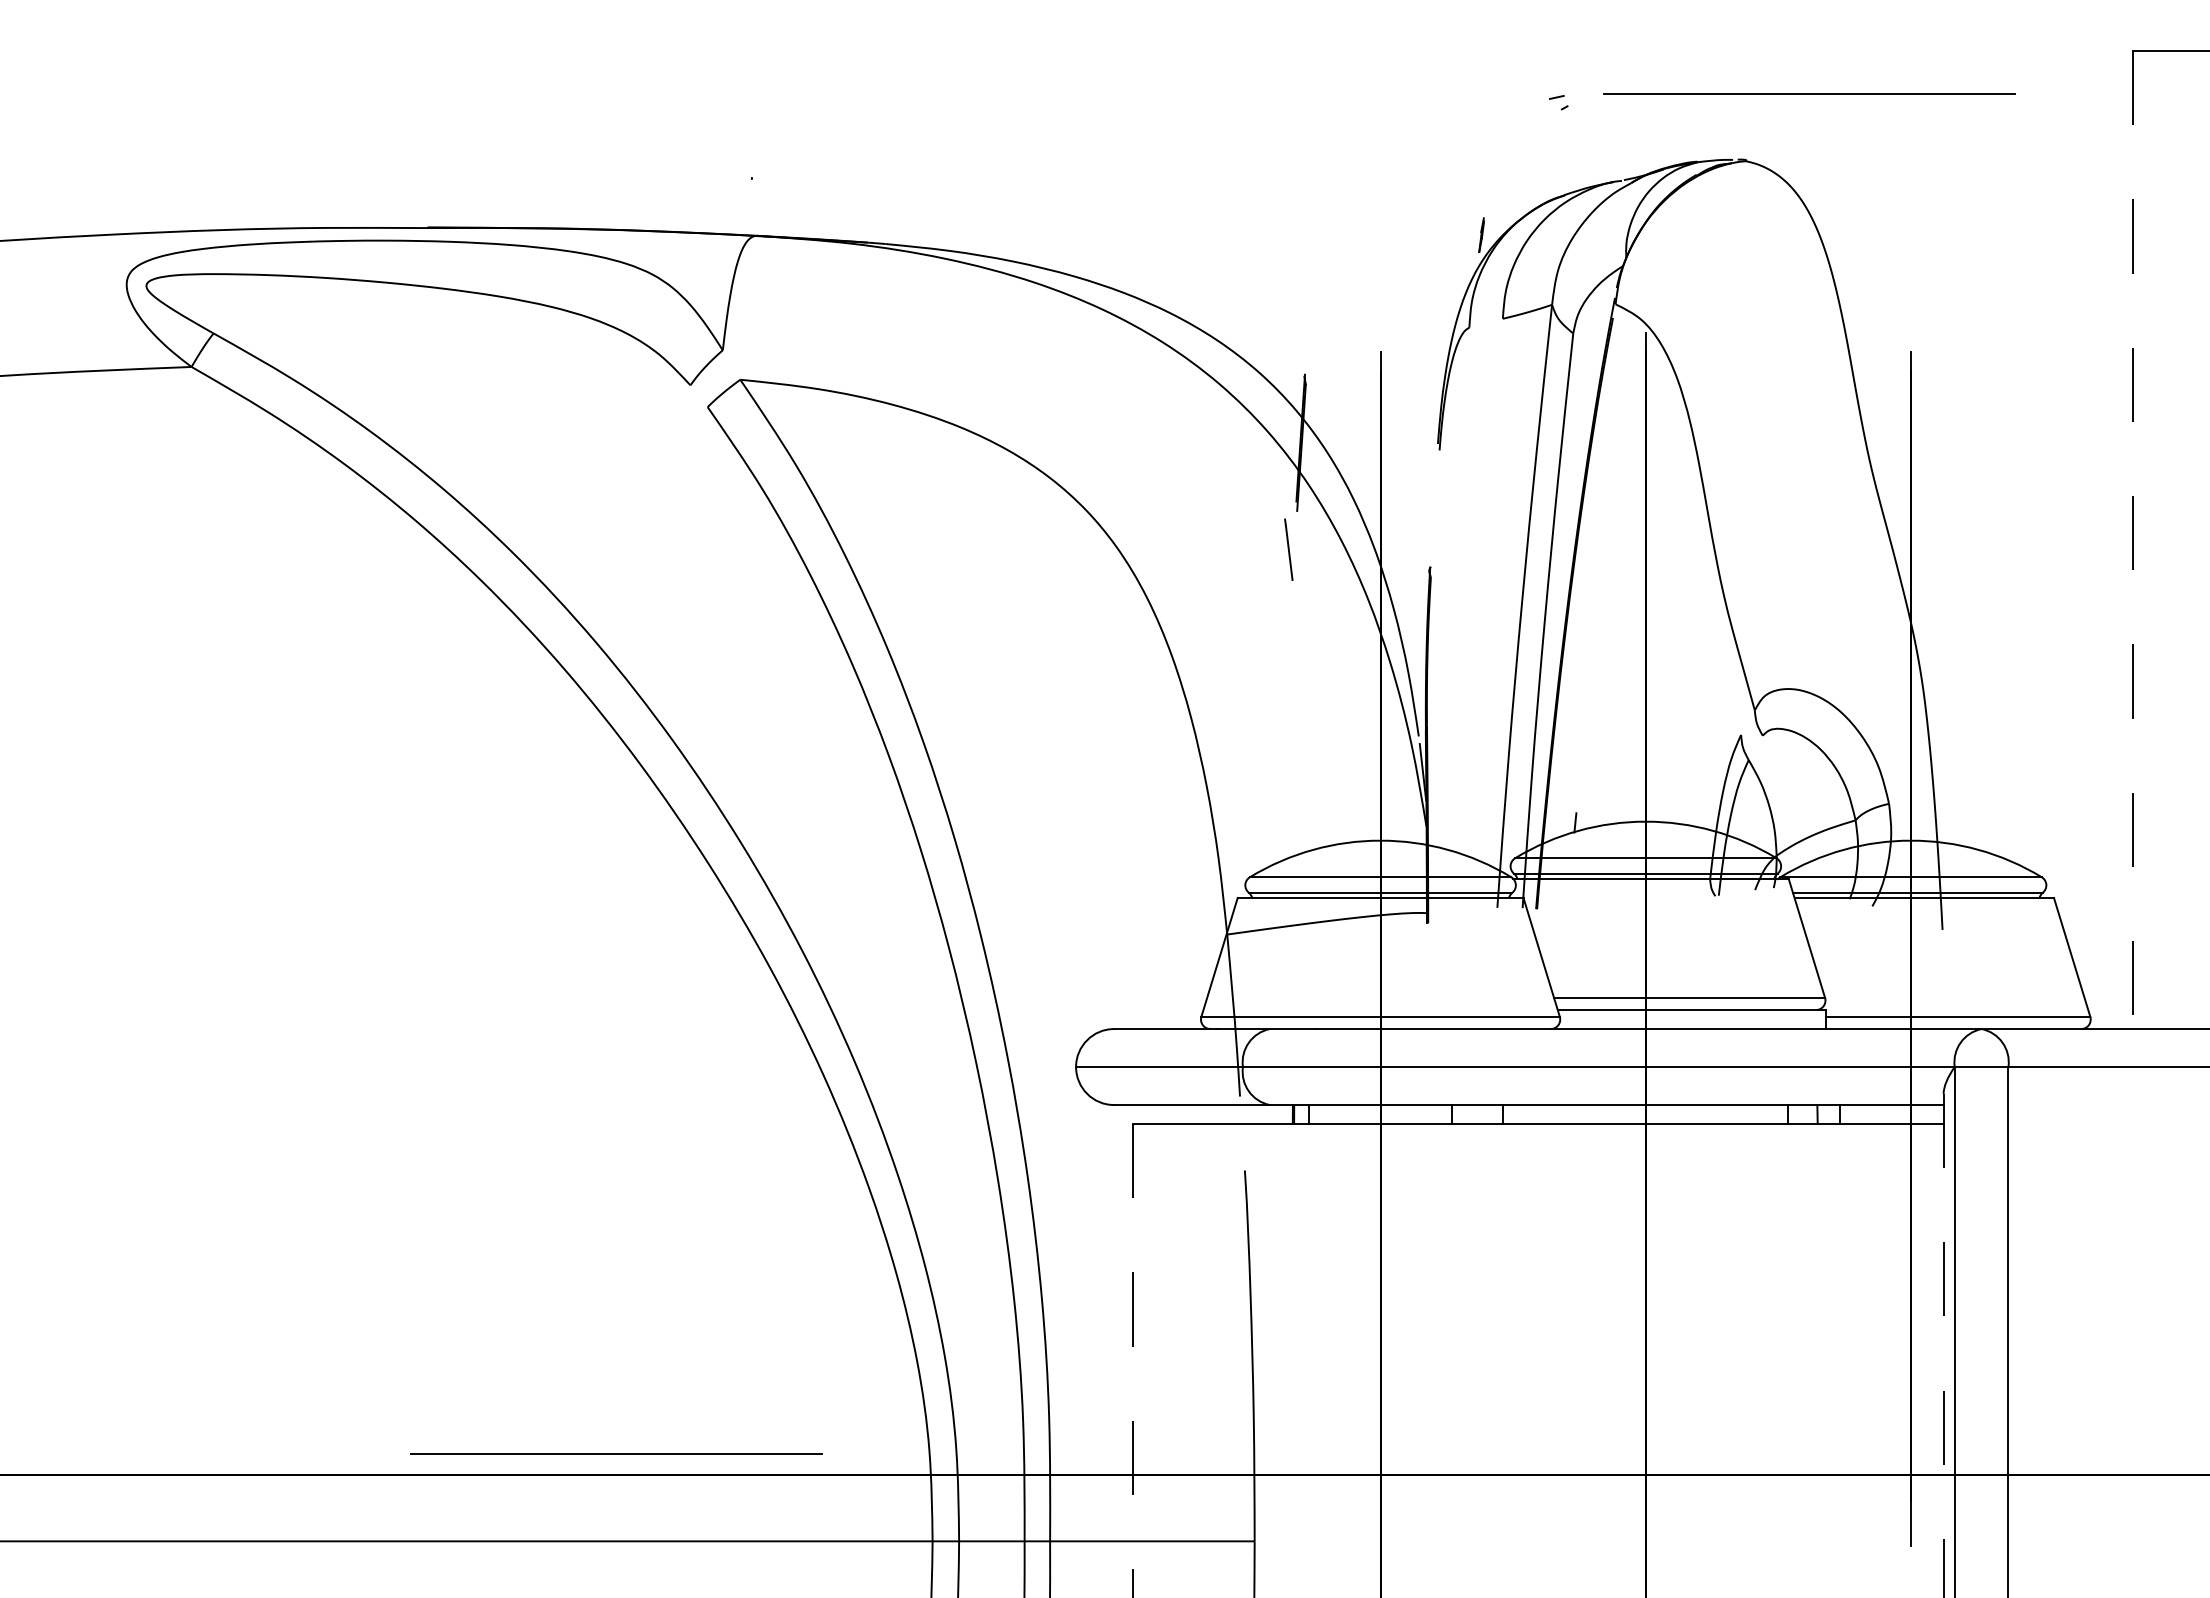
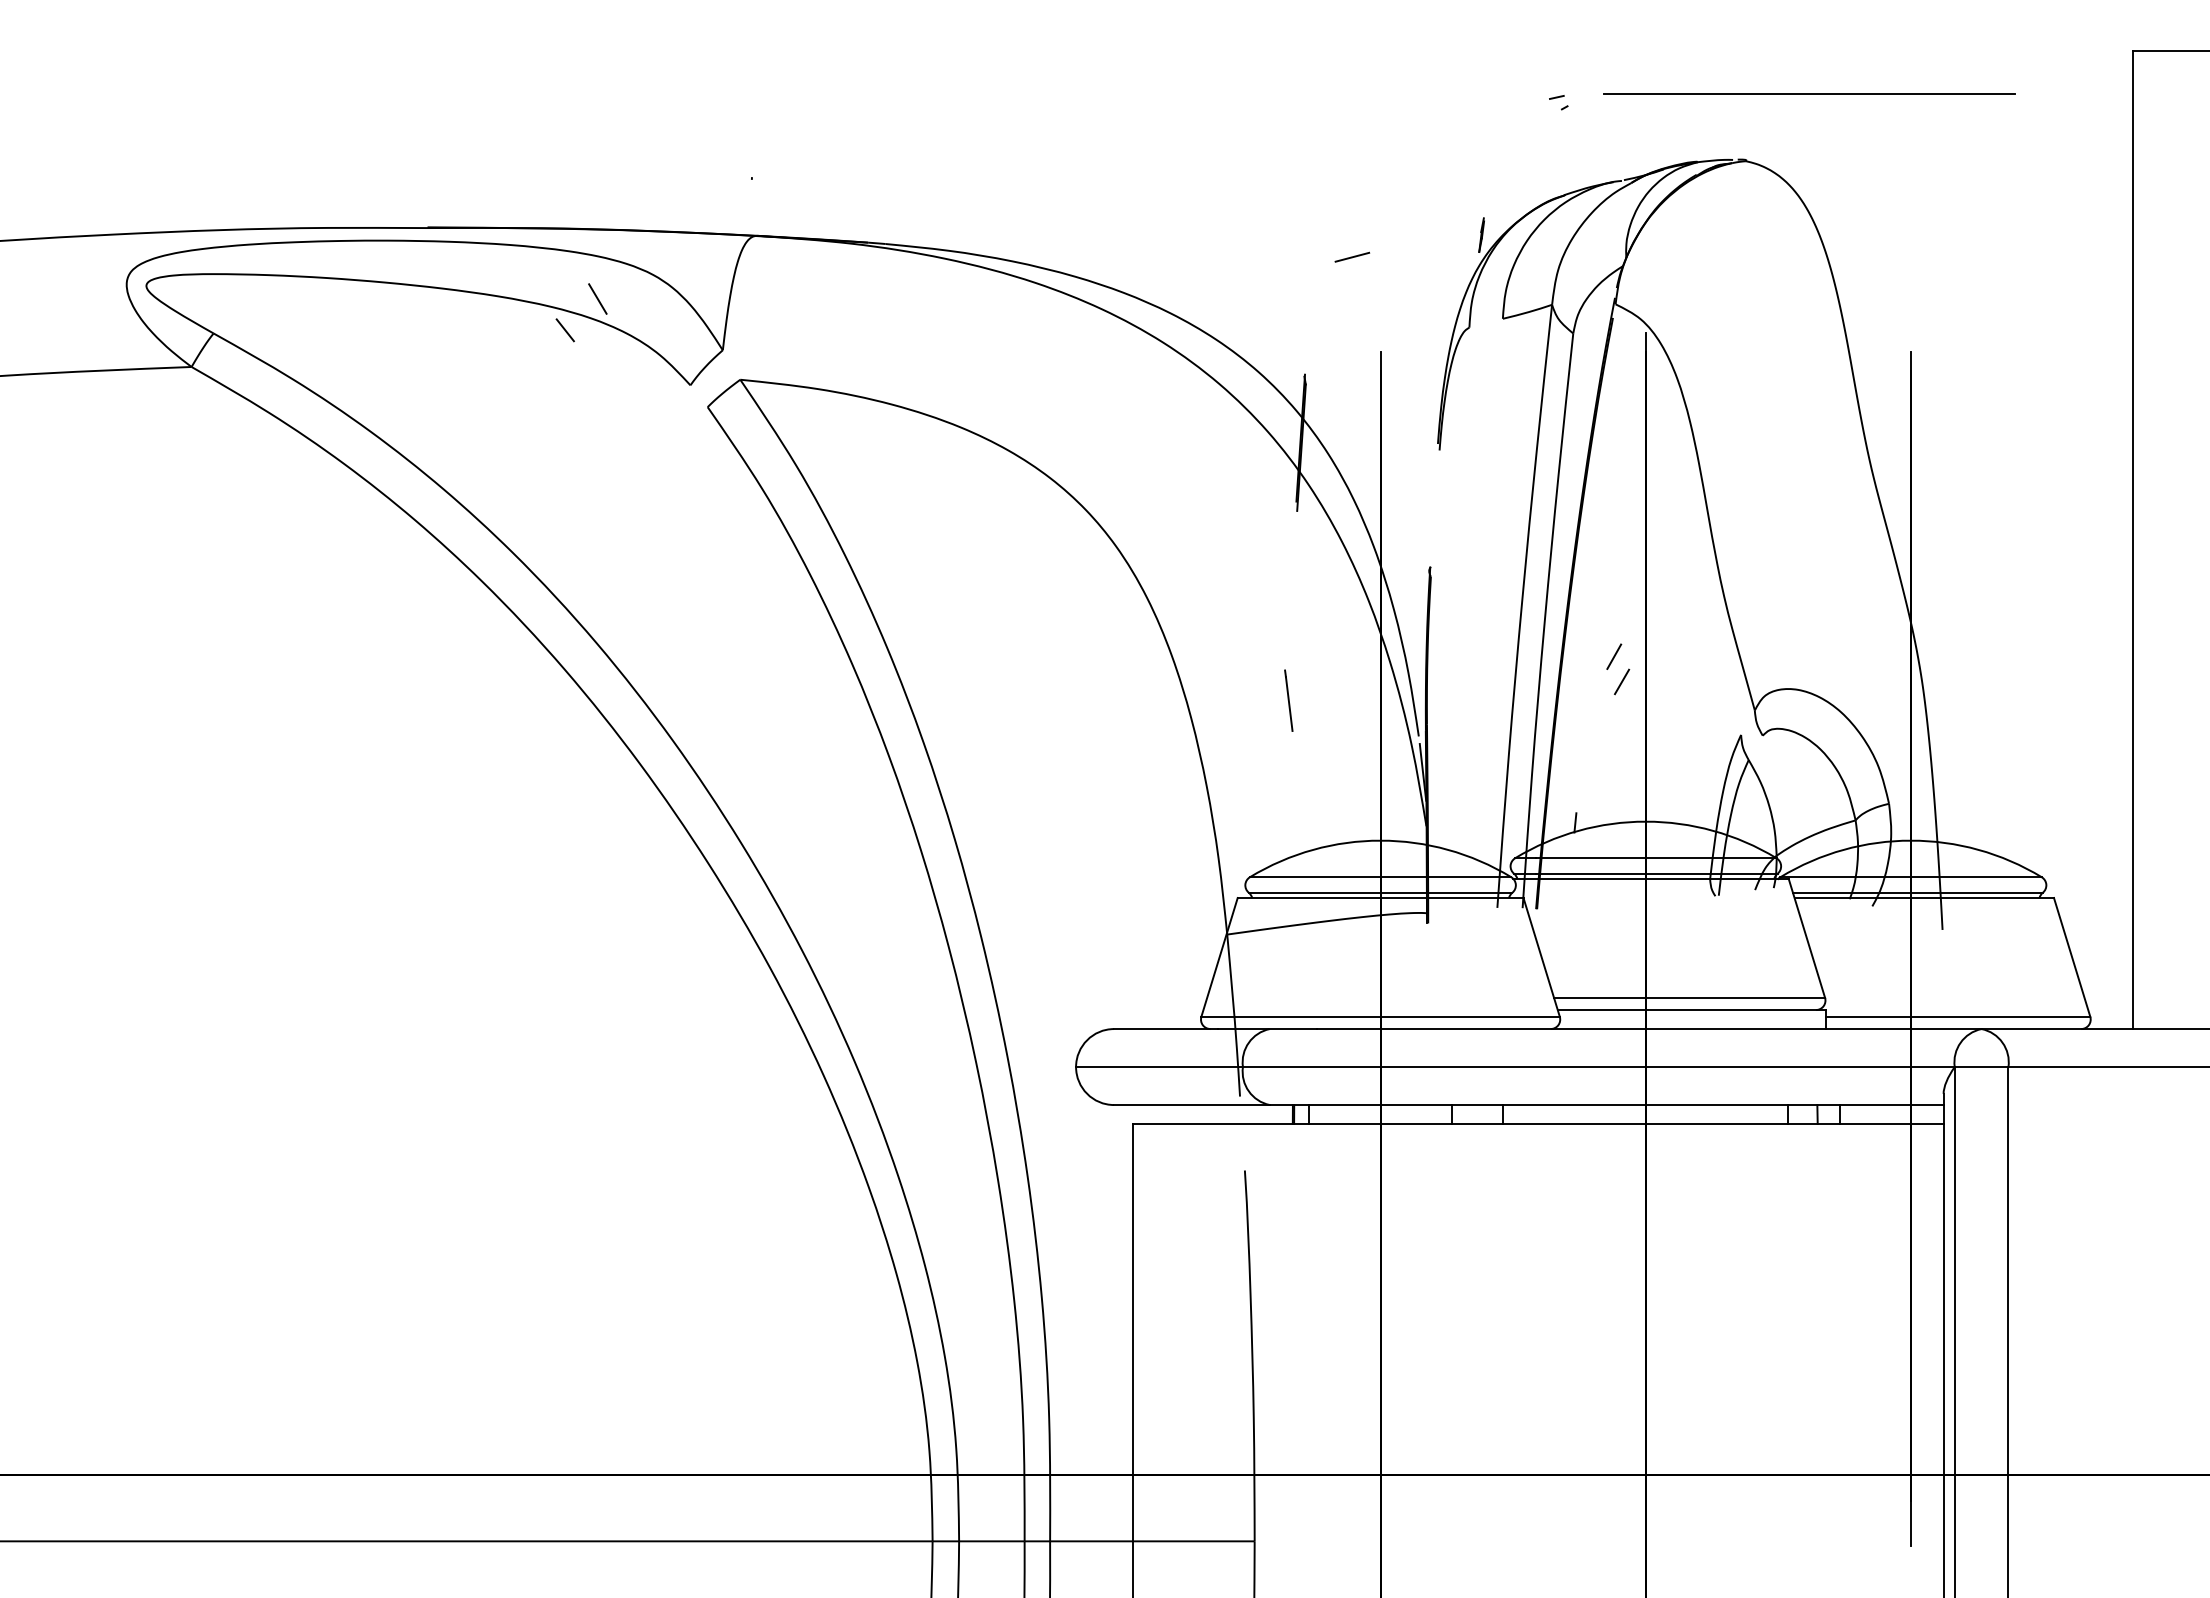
line: none -> present (1352, 256)
line: none -> present (597, 298)
line: none -> present (564, 330)
line: dashed -> solid (2132, 540)
line position: (1288, 549) -> (1288, 700) (1288, 700)
line: none -> present (1614, 656)
line: none -> present (1621, 681)
line: dashed -> solid (1943, 1345)
line: dashed -> solid (1133, 1360)
line: present -> none (616, 1453)
